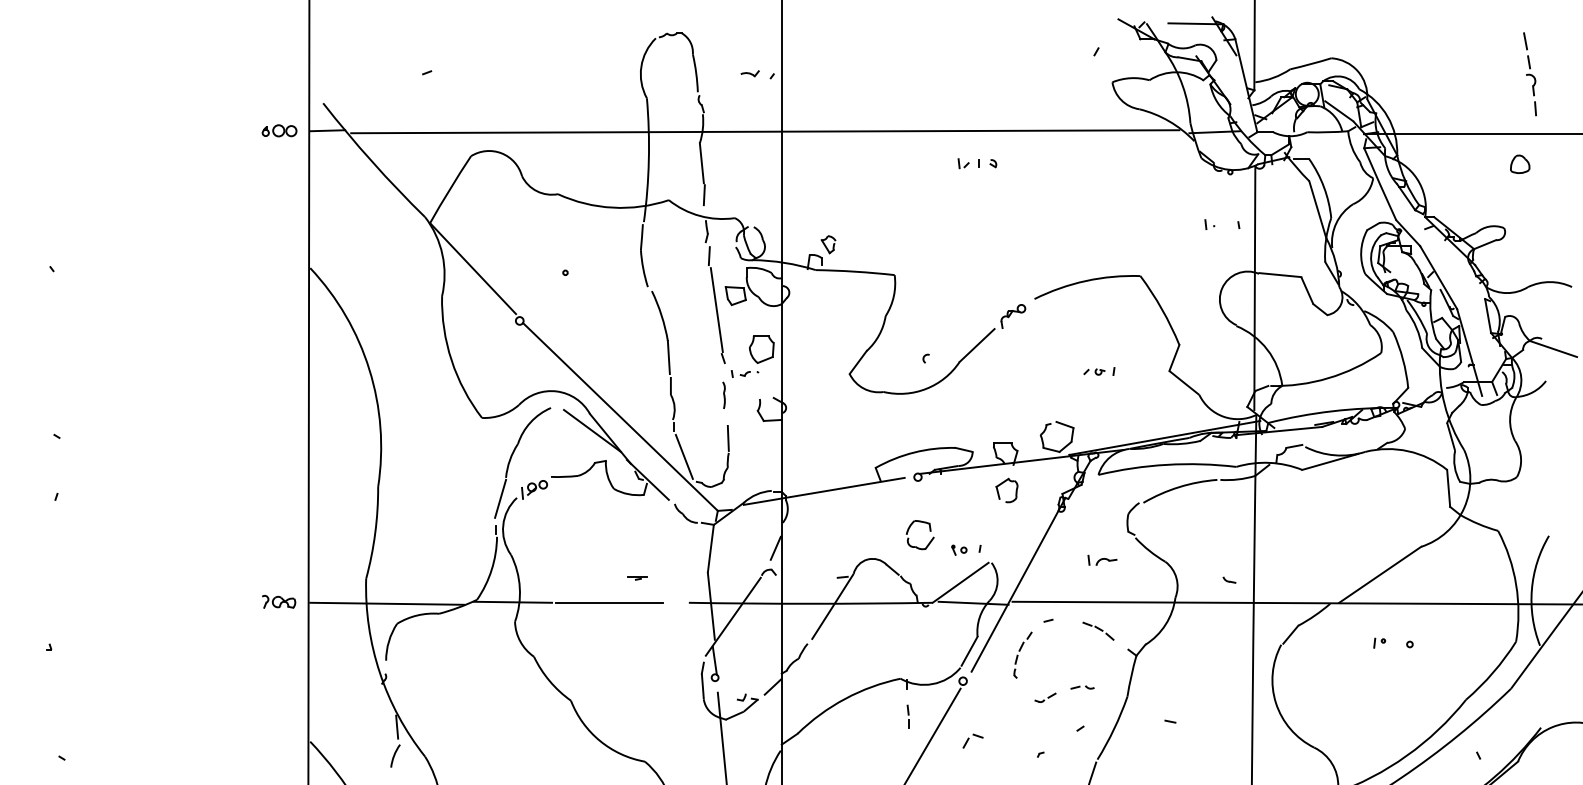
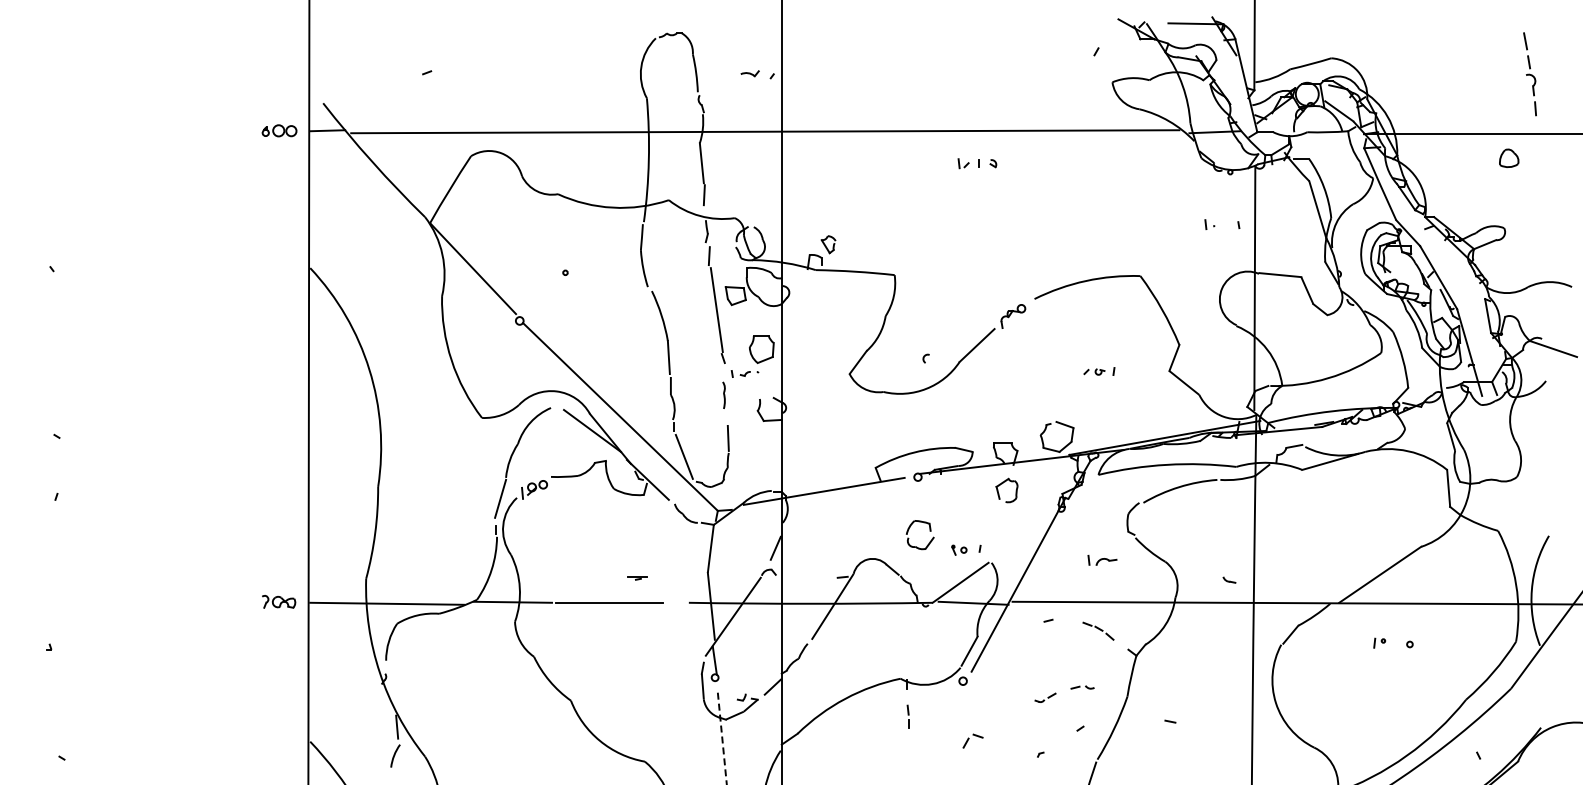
part position: (1520, 163) -> (1509, 157) (1509, 157)
part: present -> none (1022, 654)
line: present -> none (933, 734)
line: solid -> dashed (722, 738)
